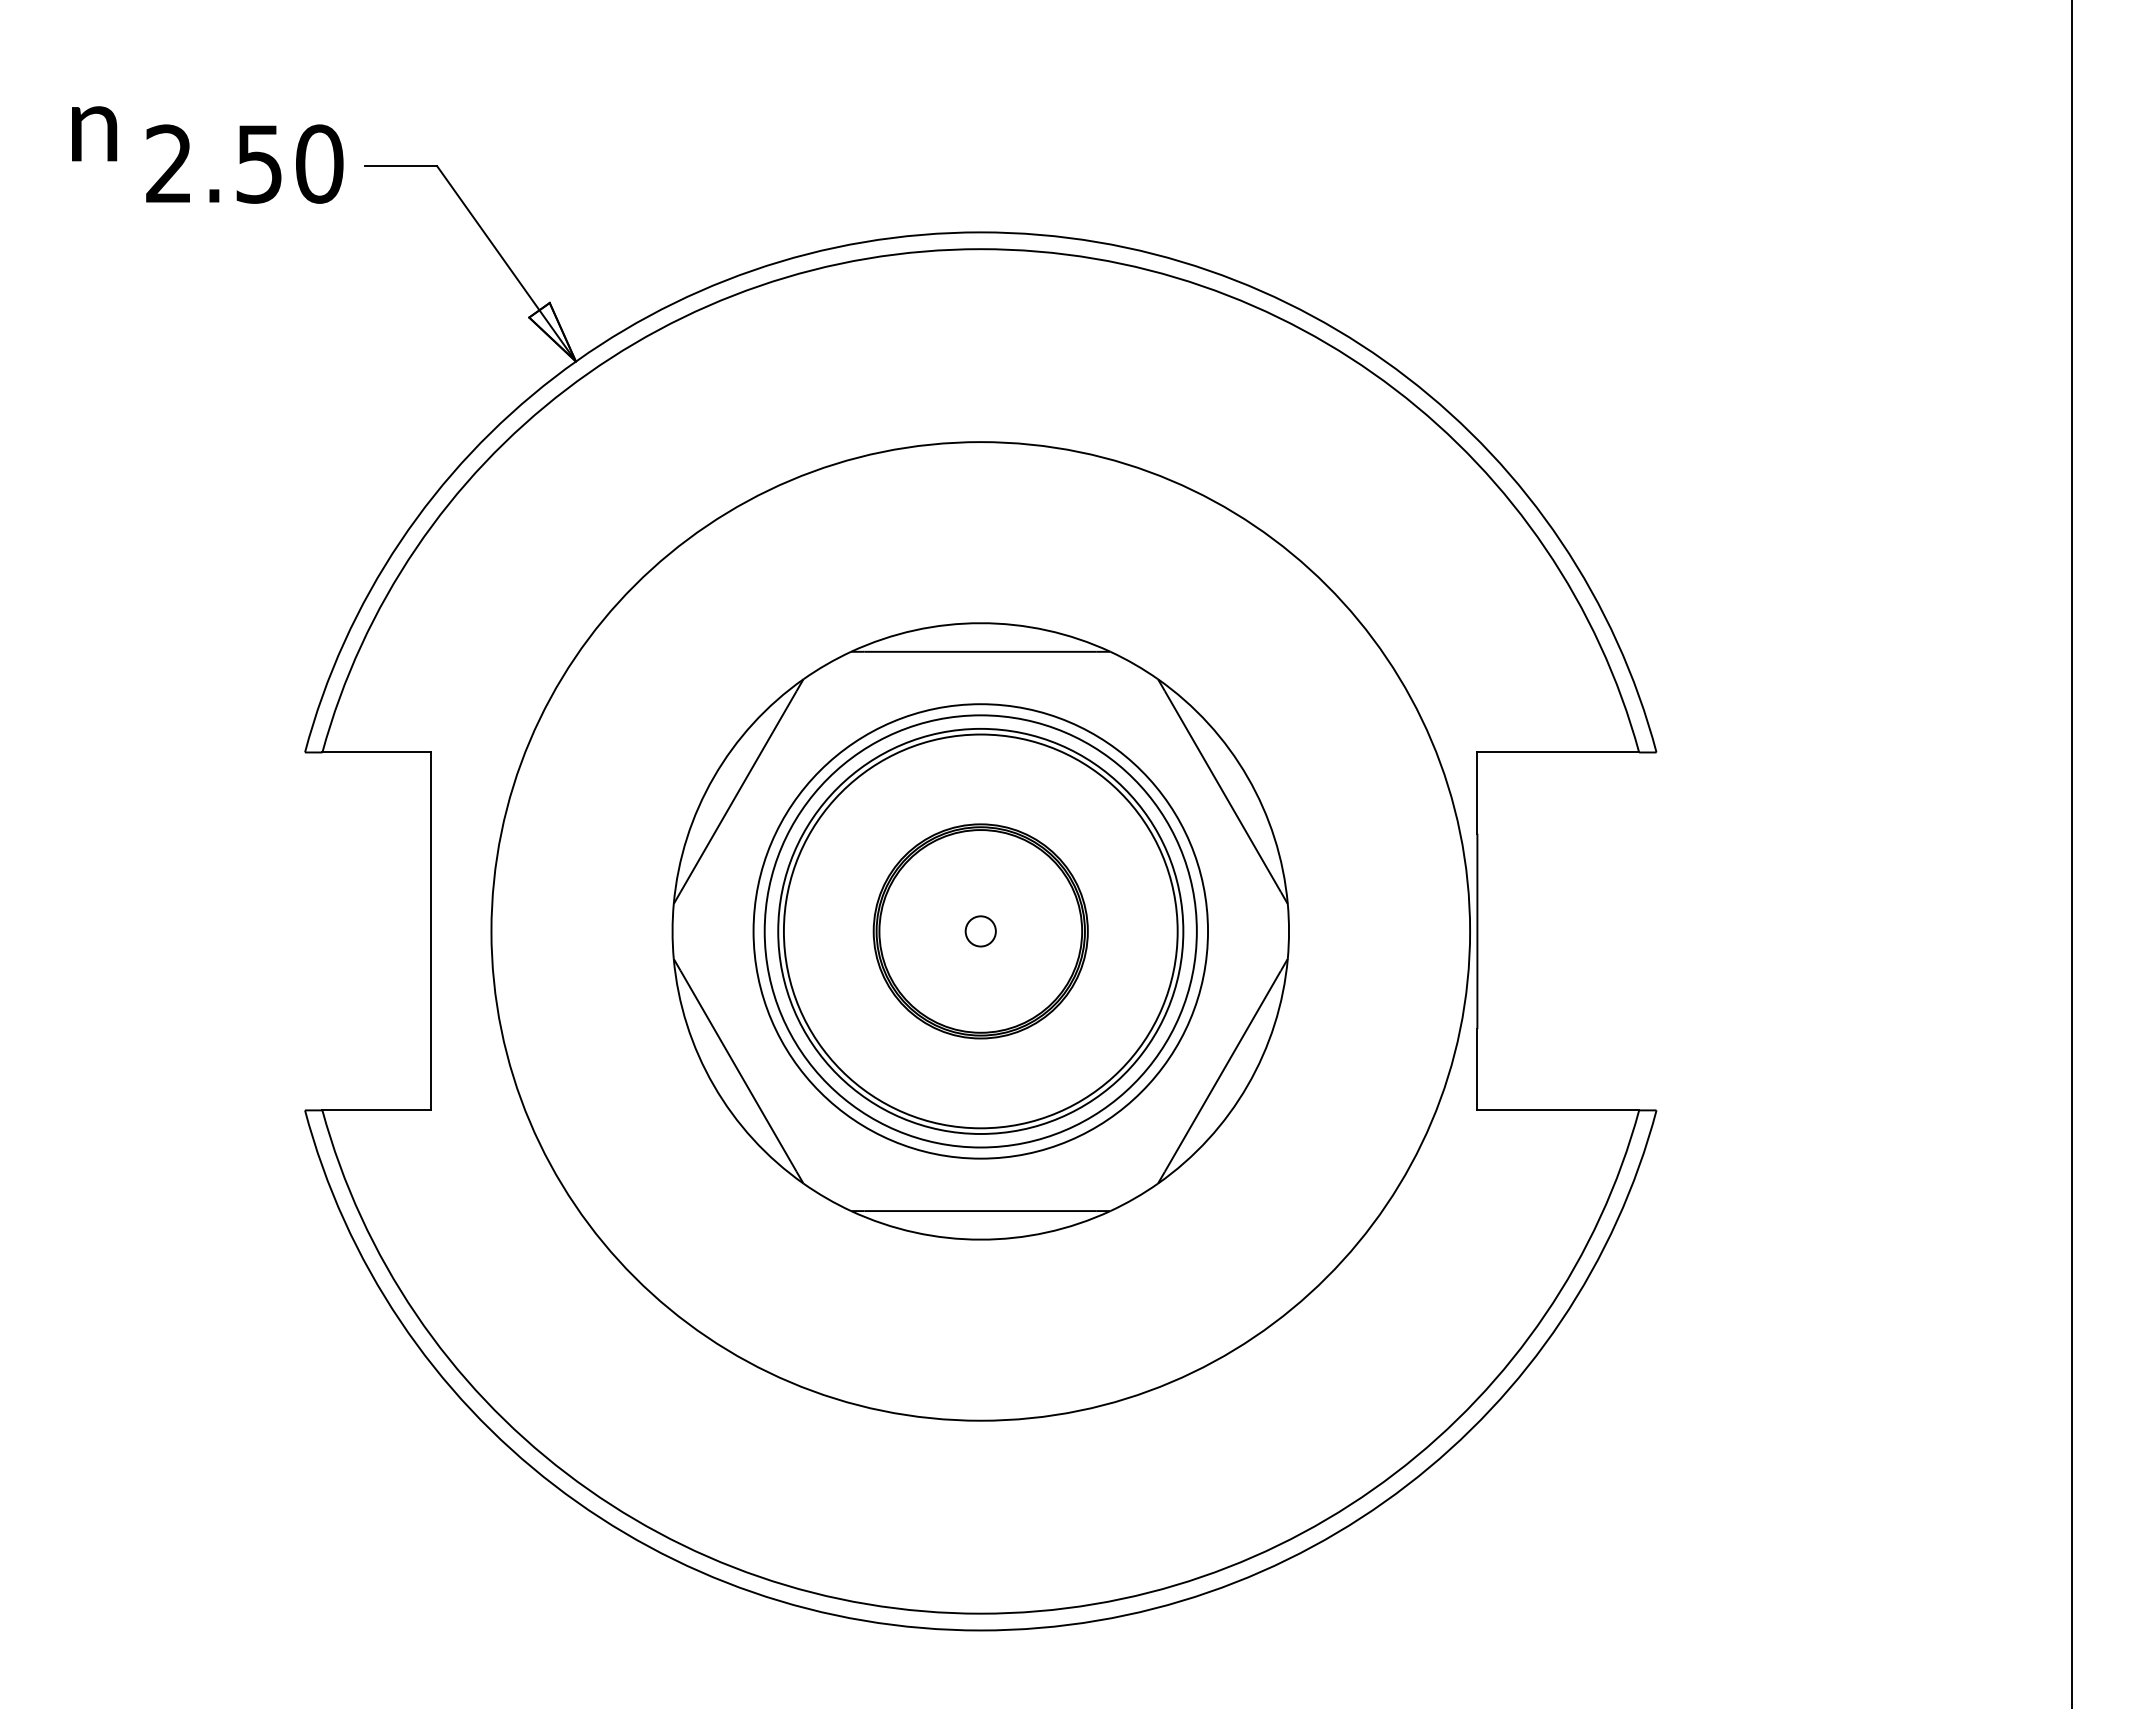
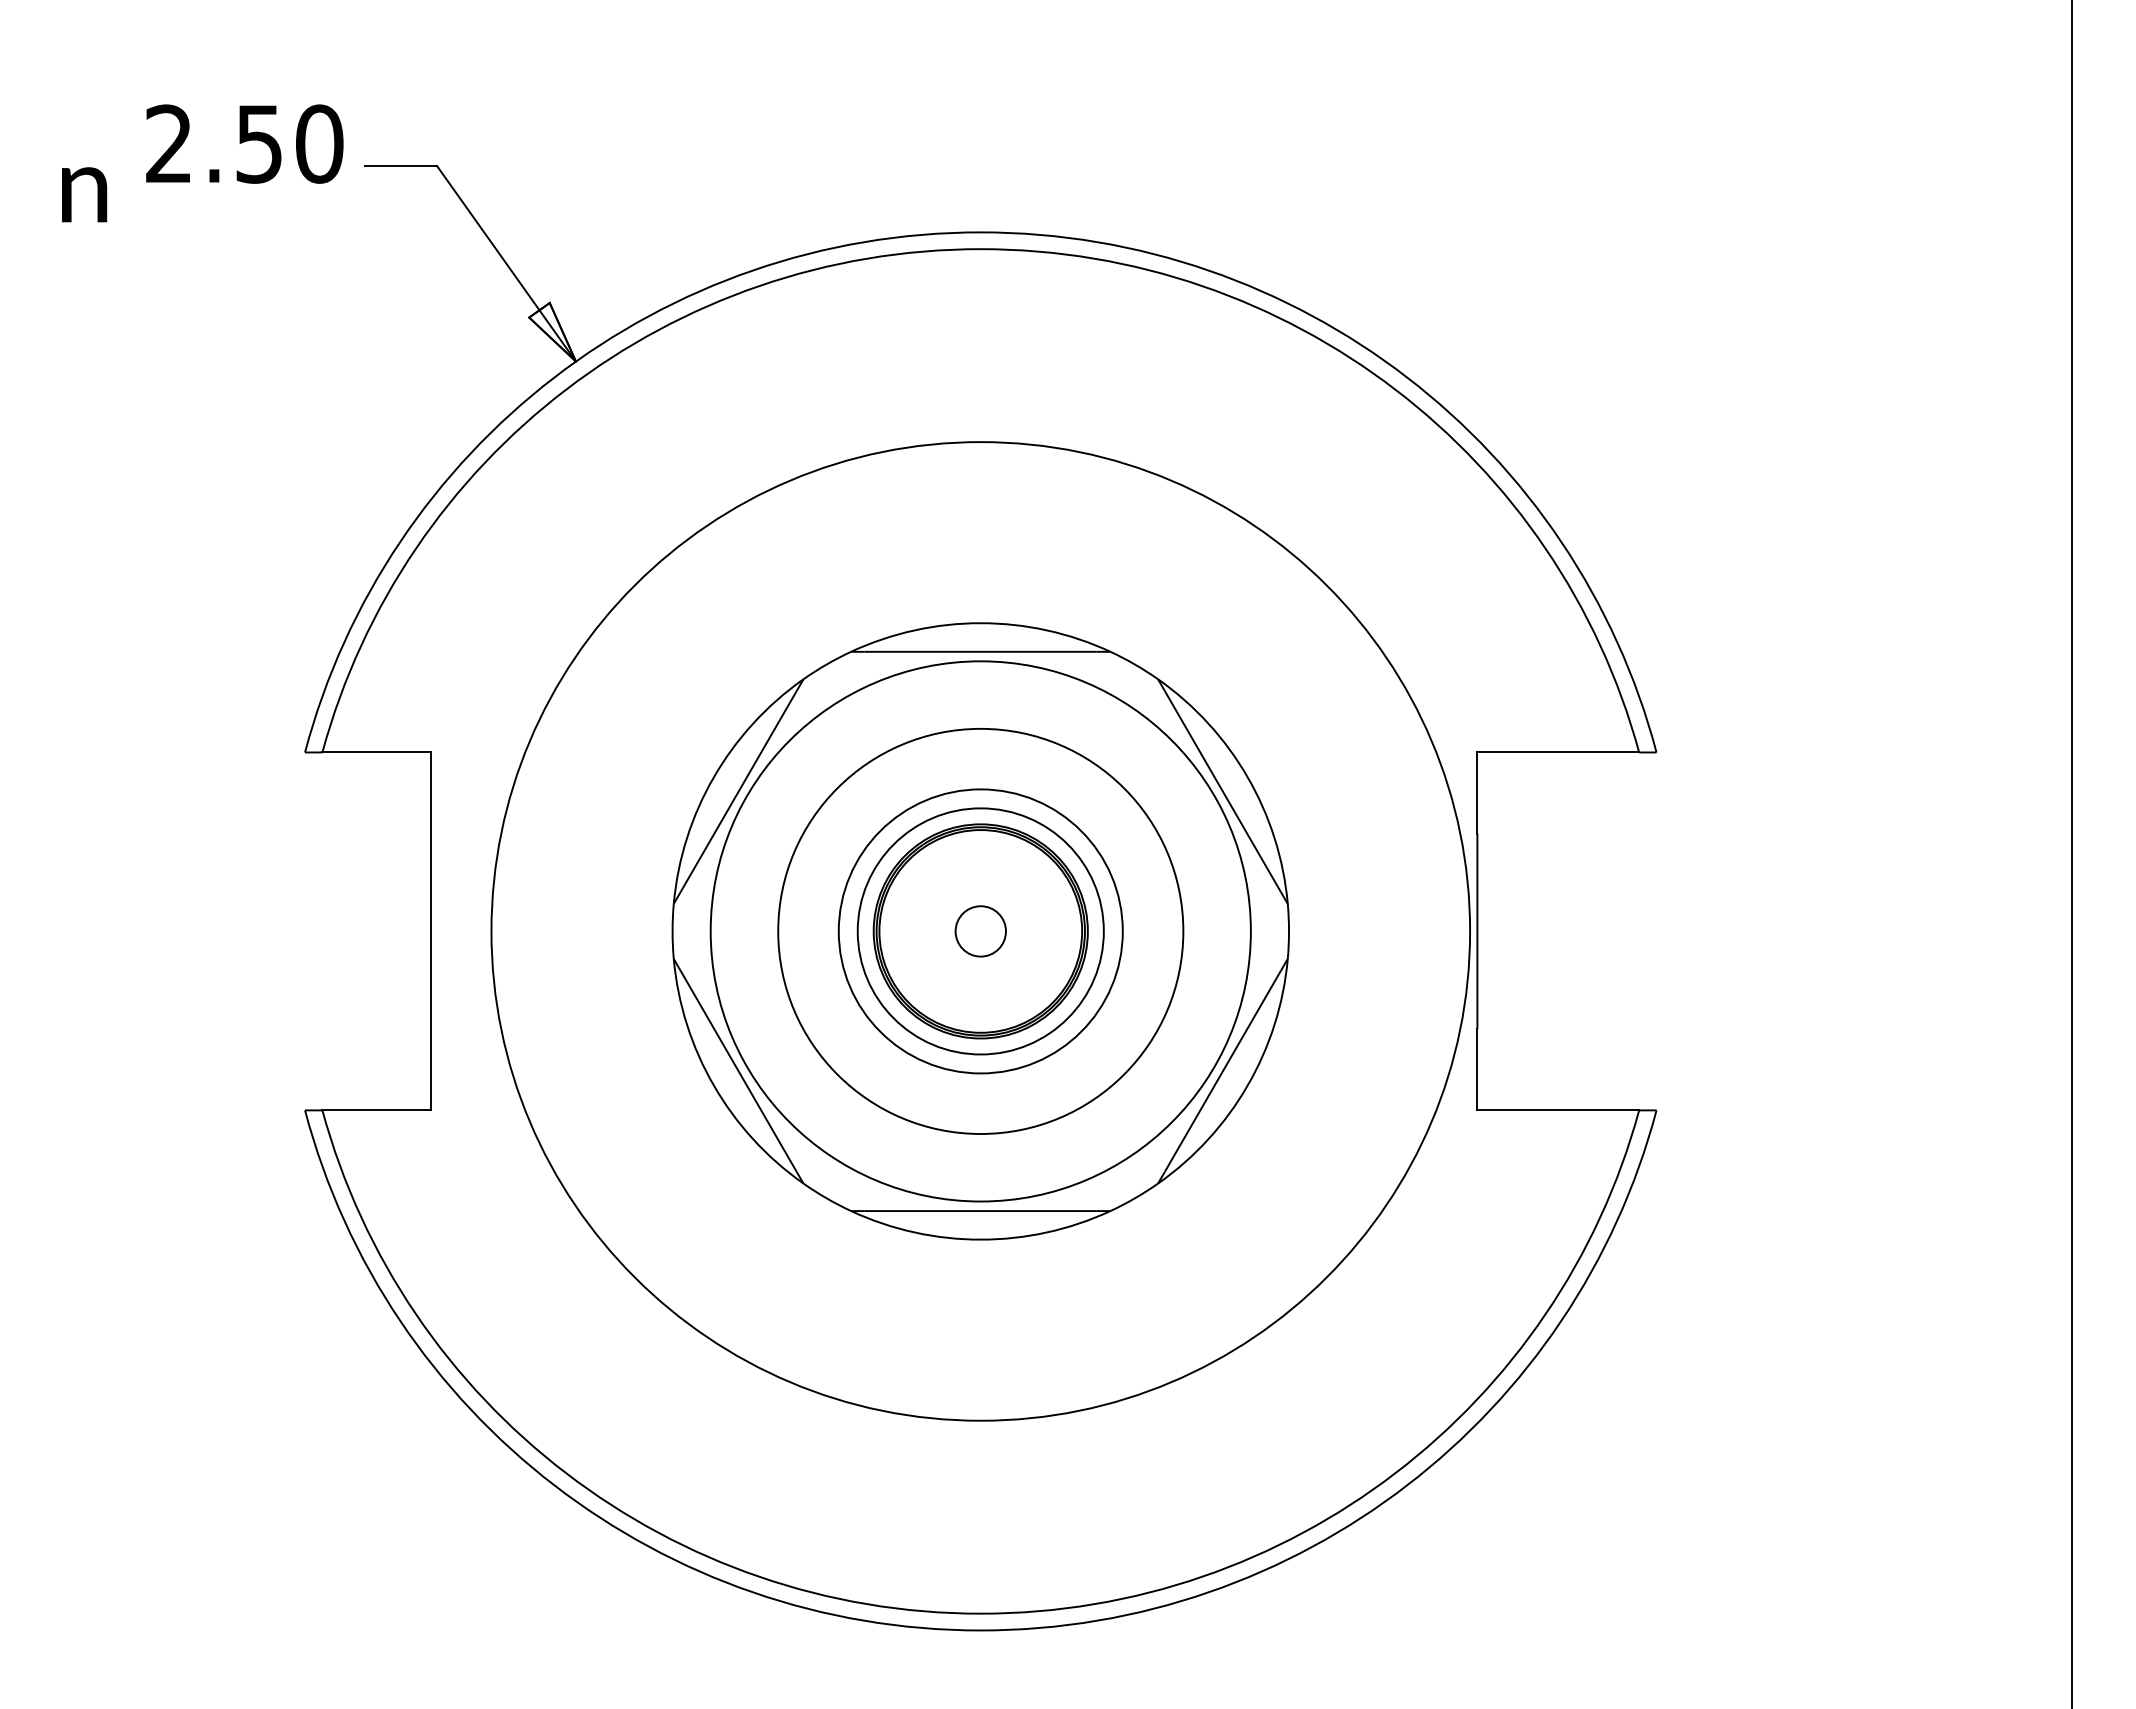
text position: (94, 133) -> (84, 194) (84, 194)
text position: (244, 163) -> (244, 143) (244, 143)
circle diameter: 30 px -> 50 px (980, 931)
circle diameter: 394 px -> 246 px (980, 931)
circle diameter: 432 px -> 540 px (980, 931)
circle diameter: 454 px -> 284 px (980, 931)
